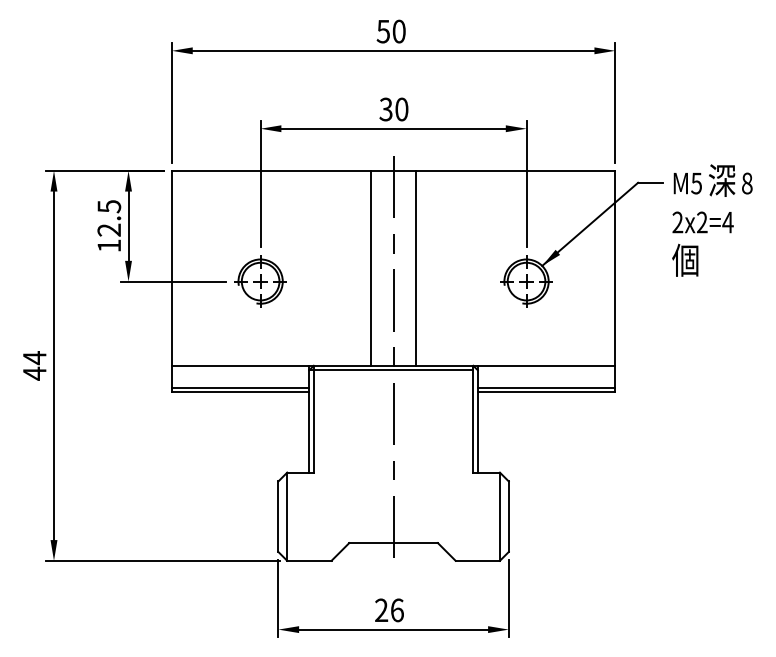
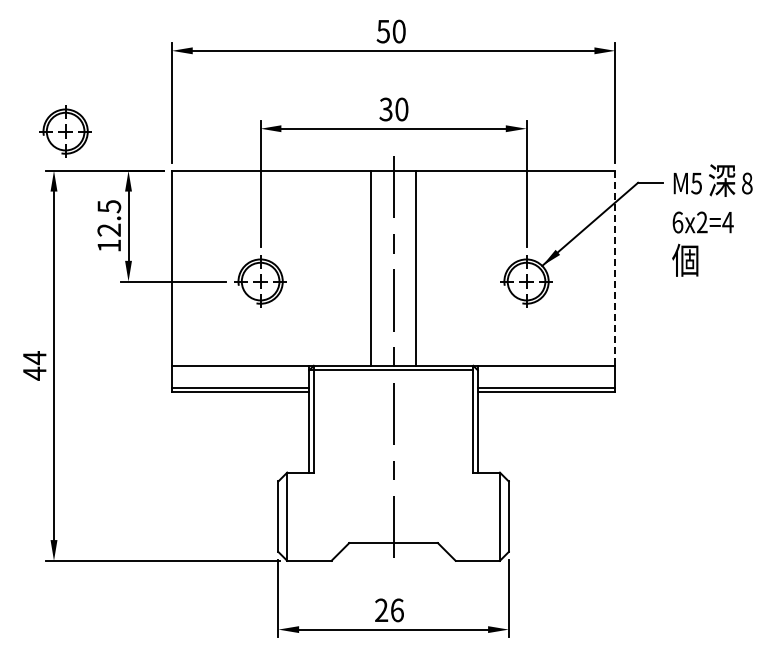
part: none -> present (65, 131)
text: 2x2=4 -> 6x2=4 (677, 222)
line: solid -> dashed (615, 268)
